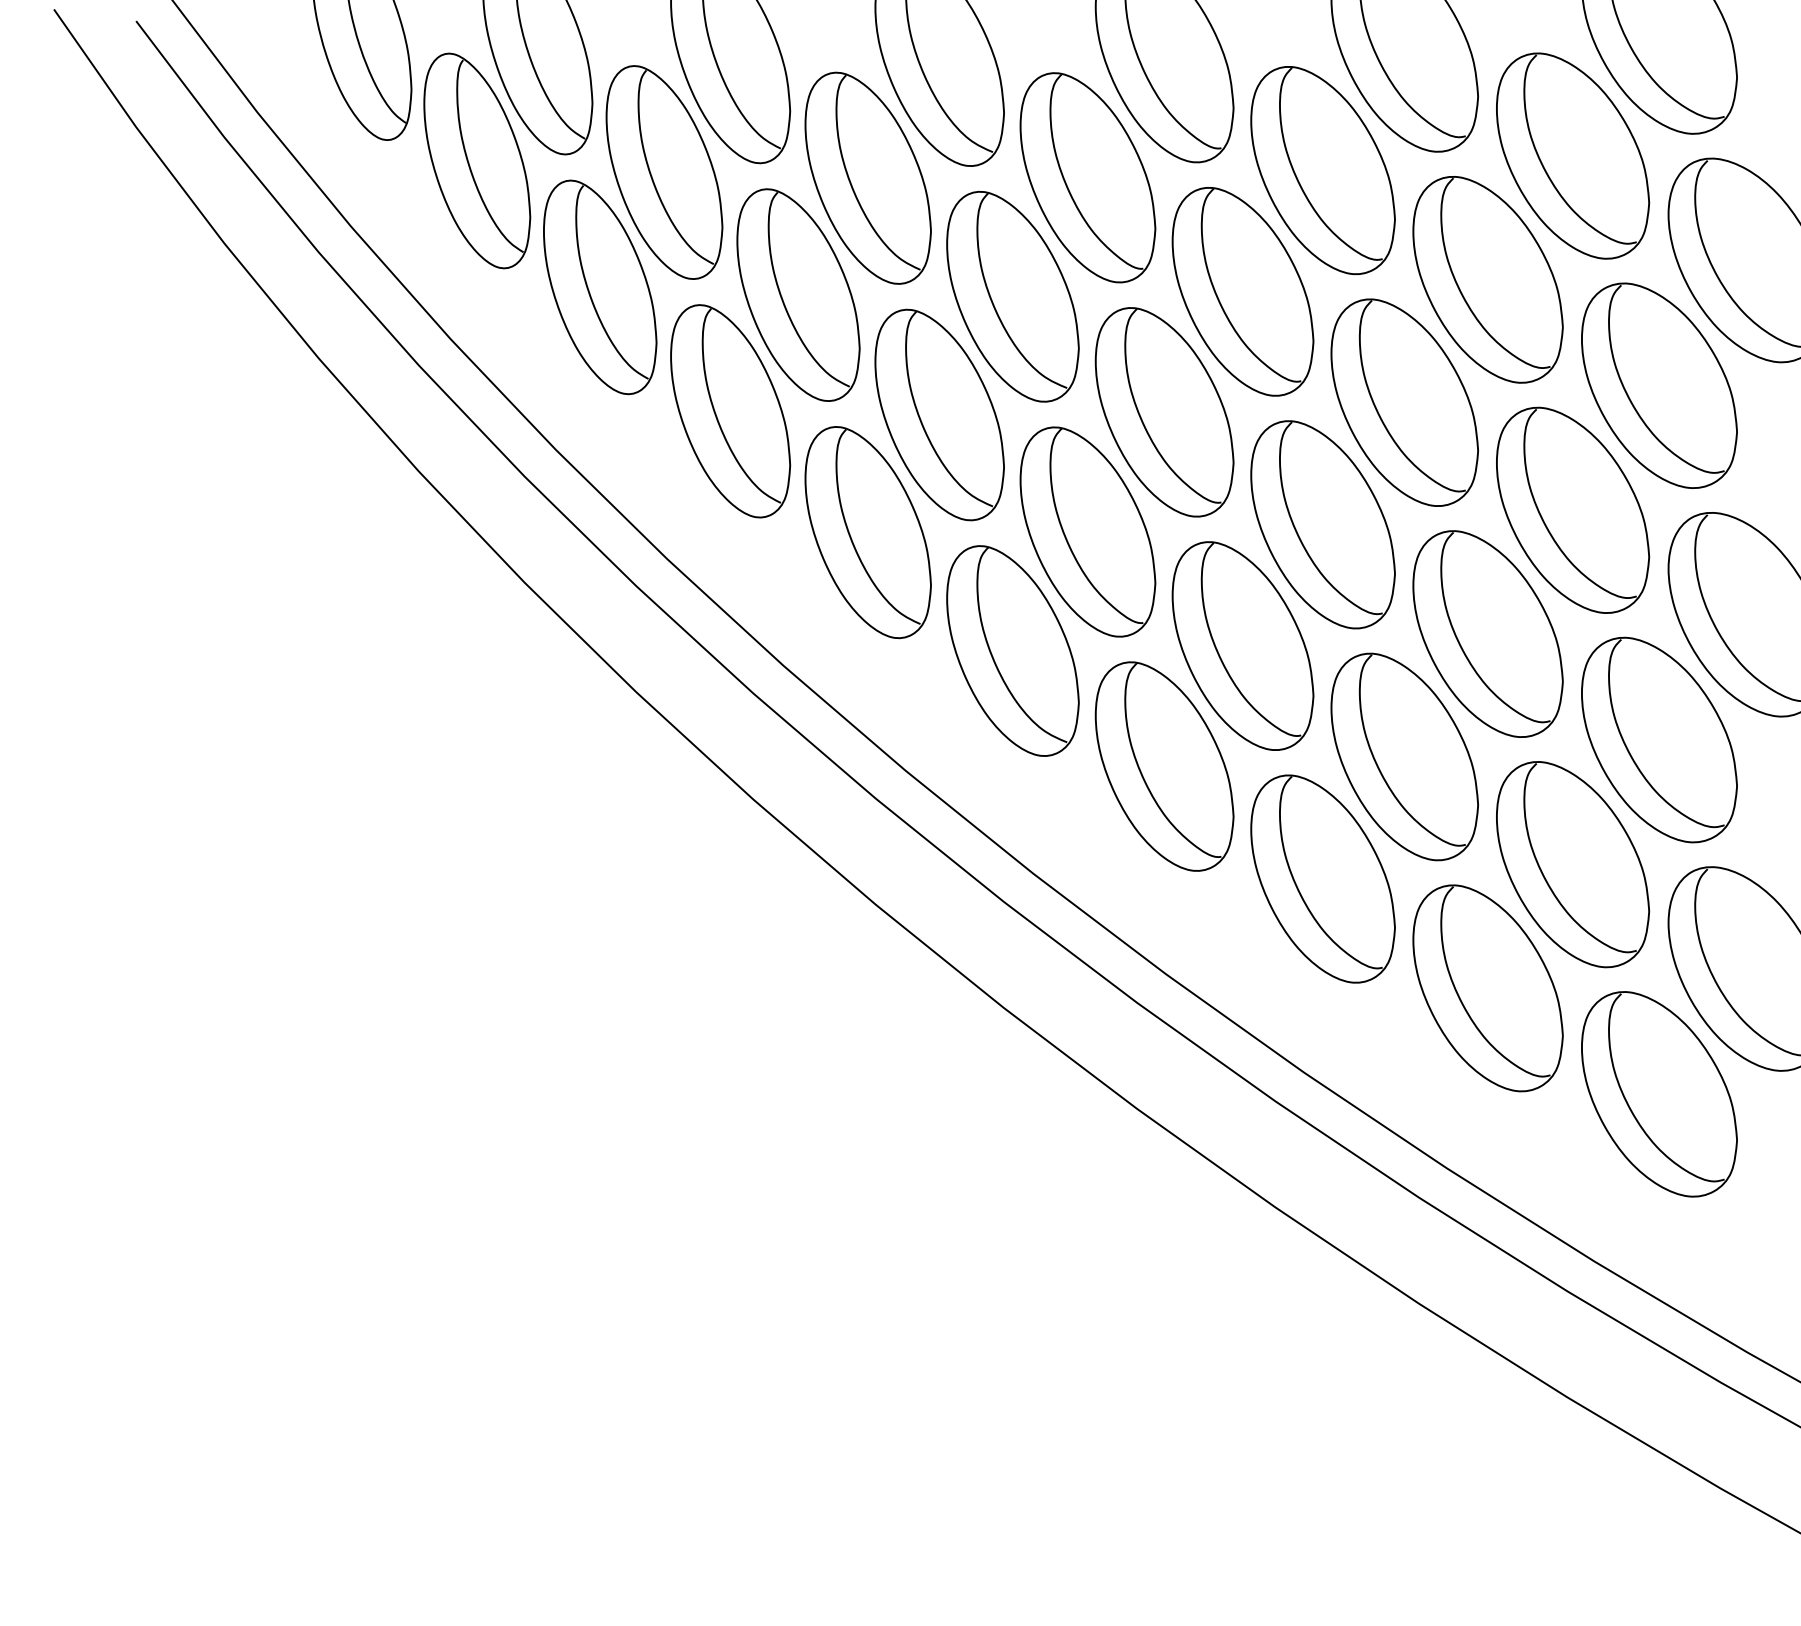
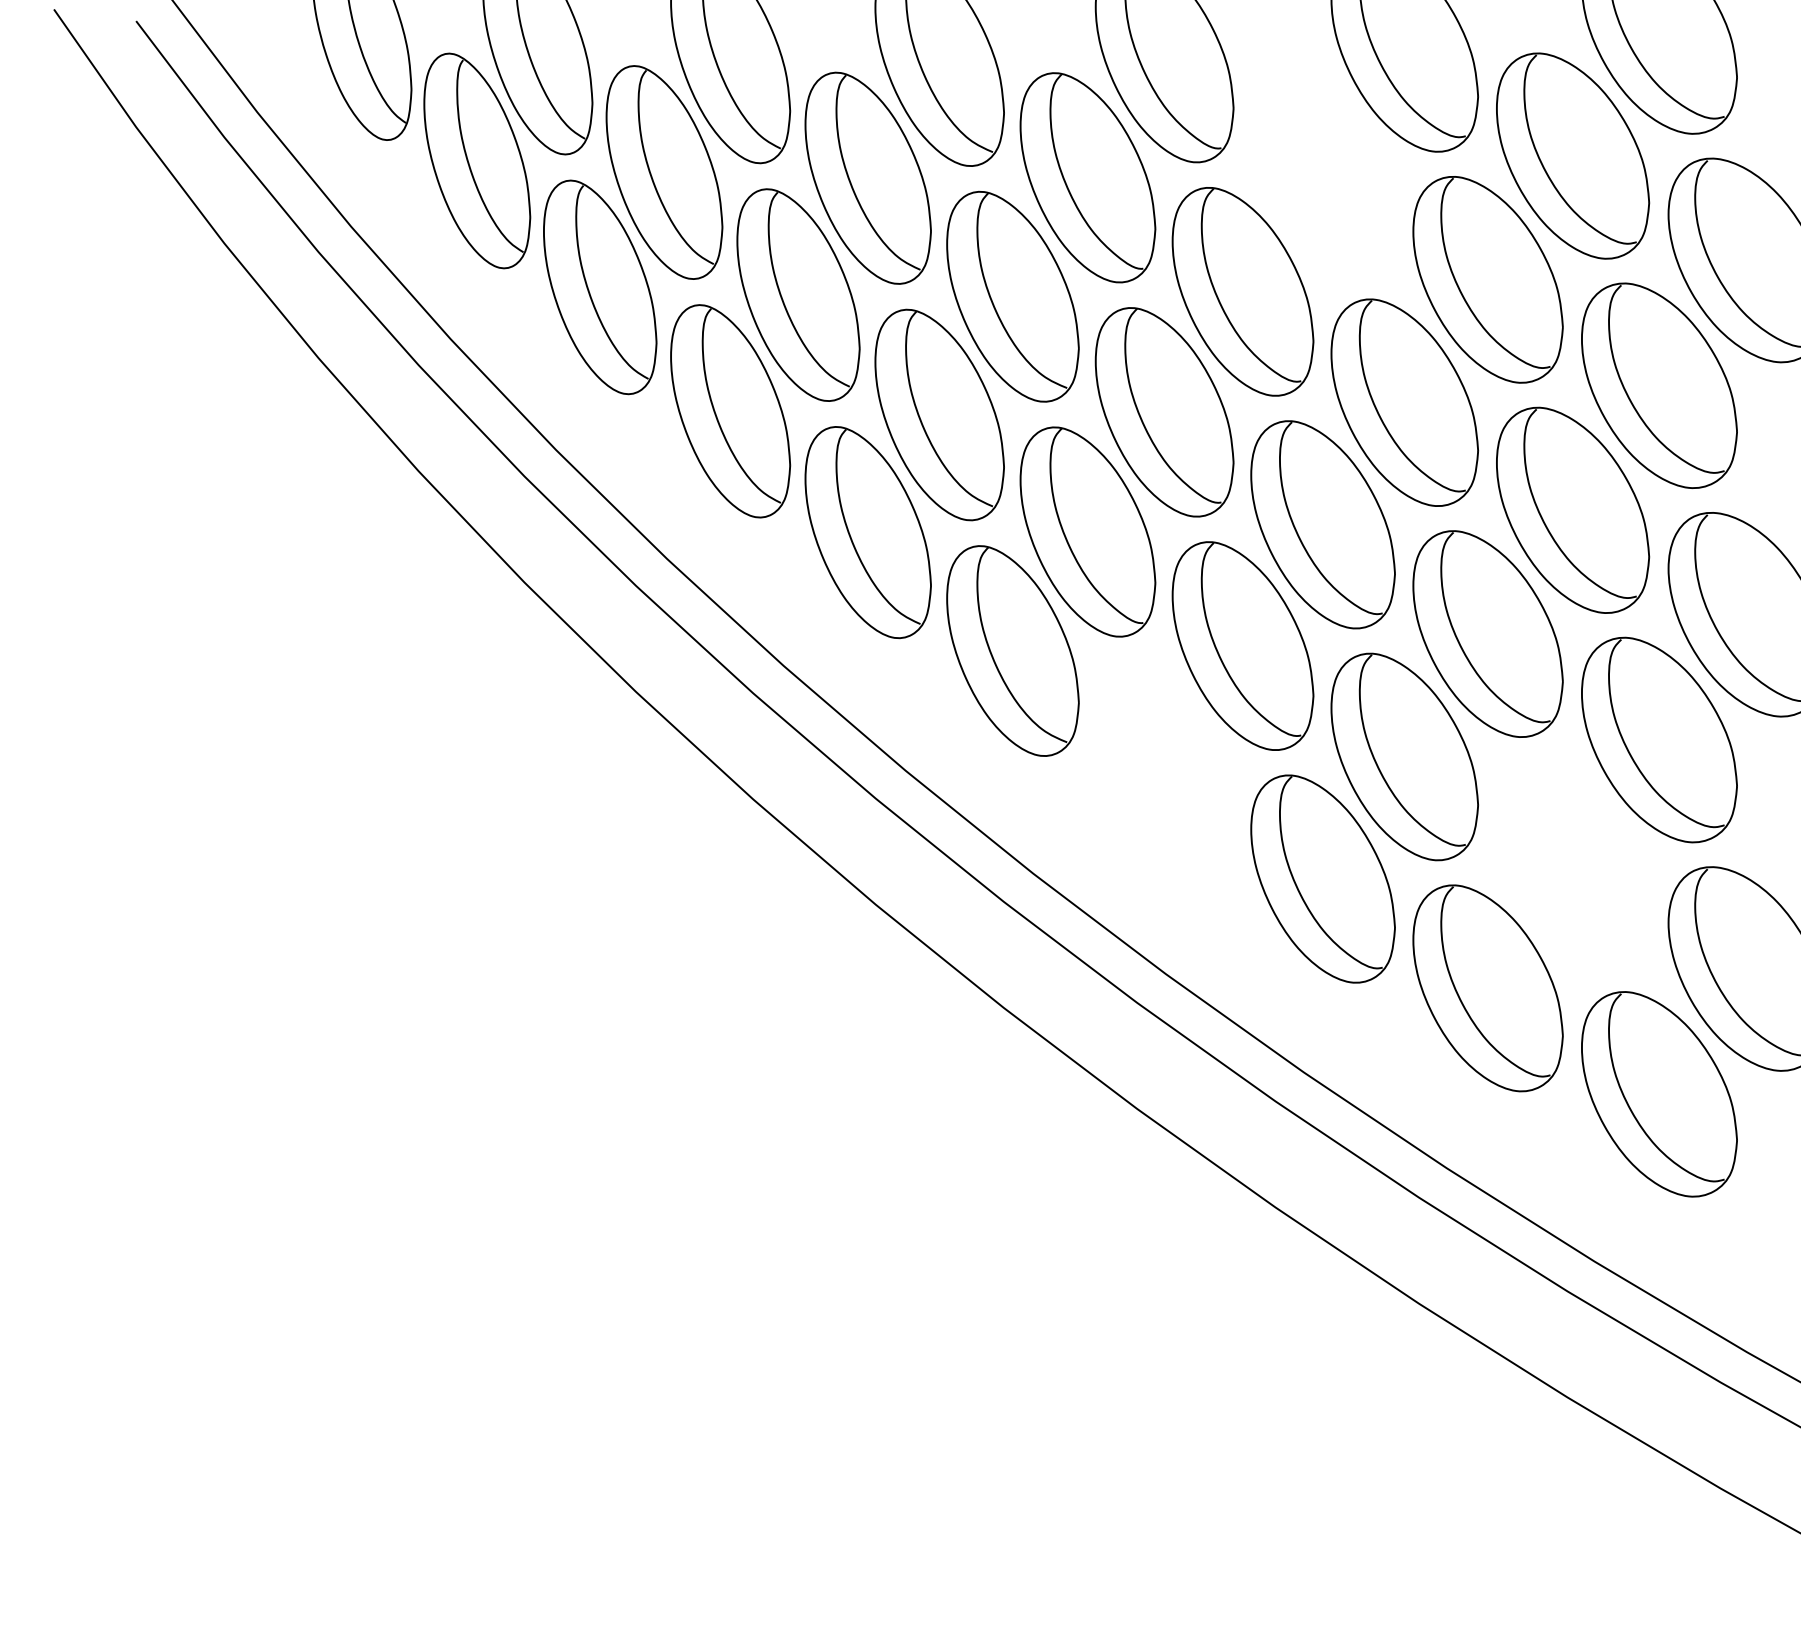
part: present -> none (1322, 170)
part: present -> none (1164, 766)
part: present -> none (1573, 864)
